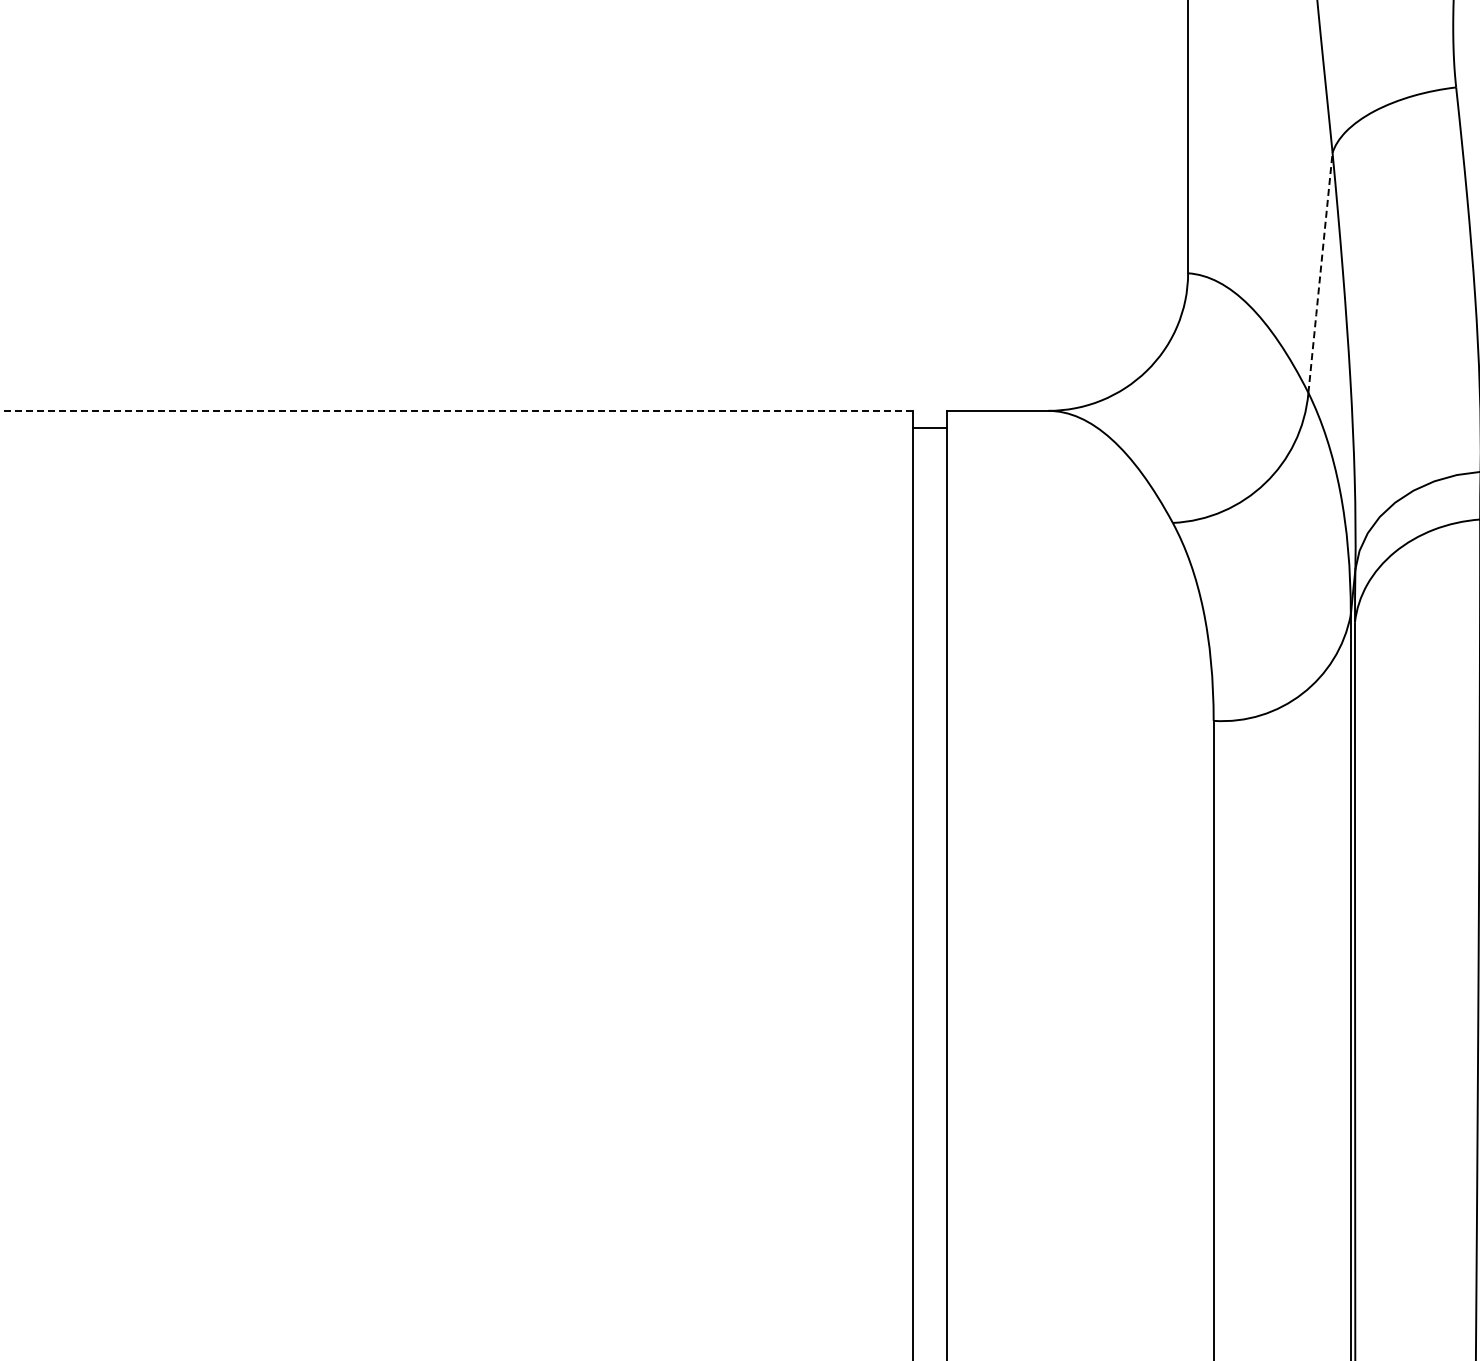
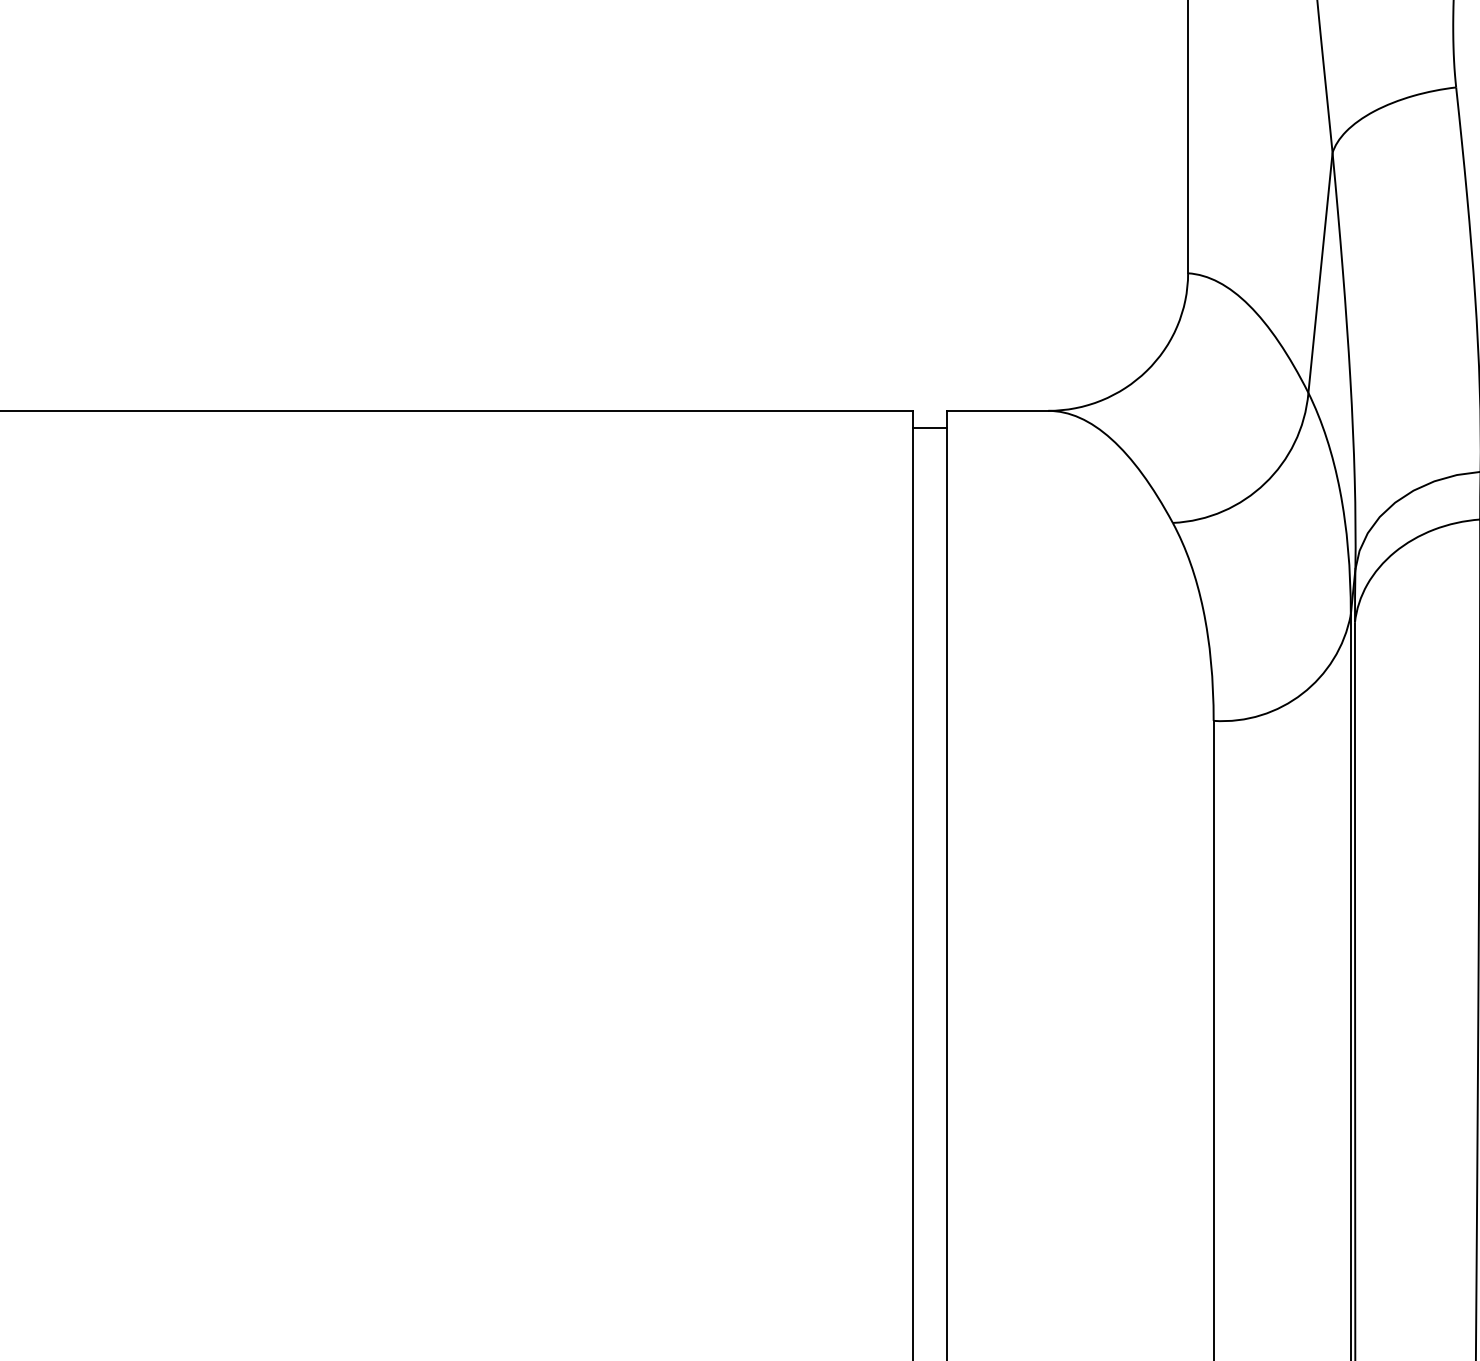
line: dashed -> solid (1320, 272)
line: dashed -> solid (456, 410)
